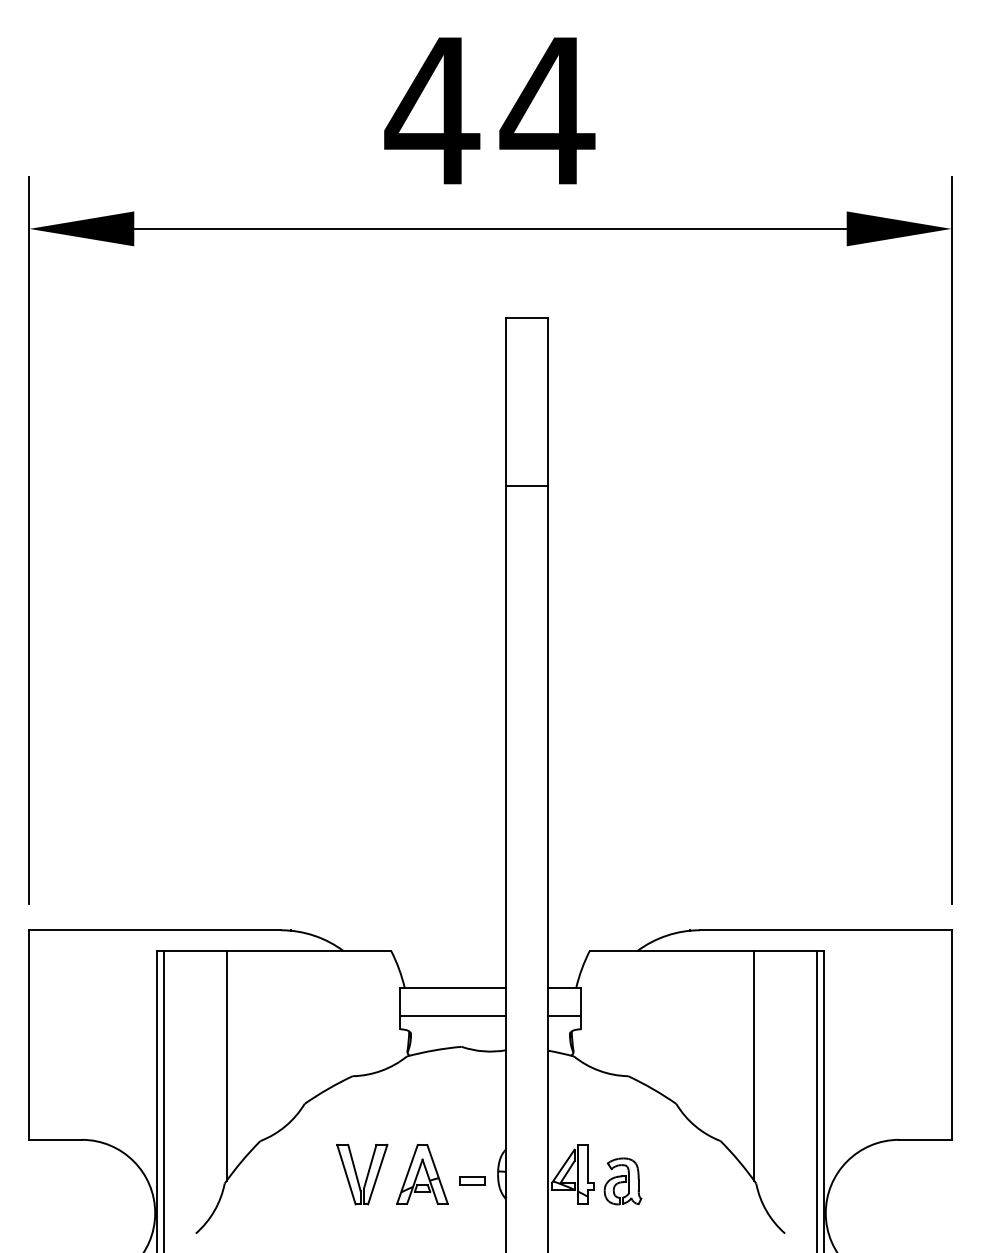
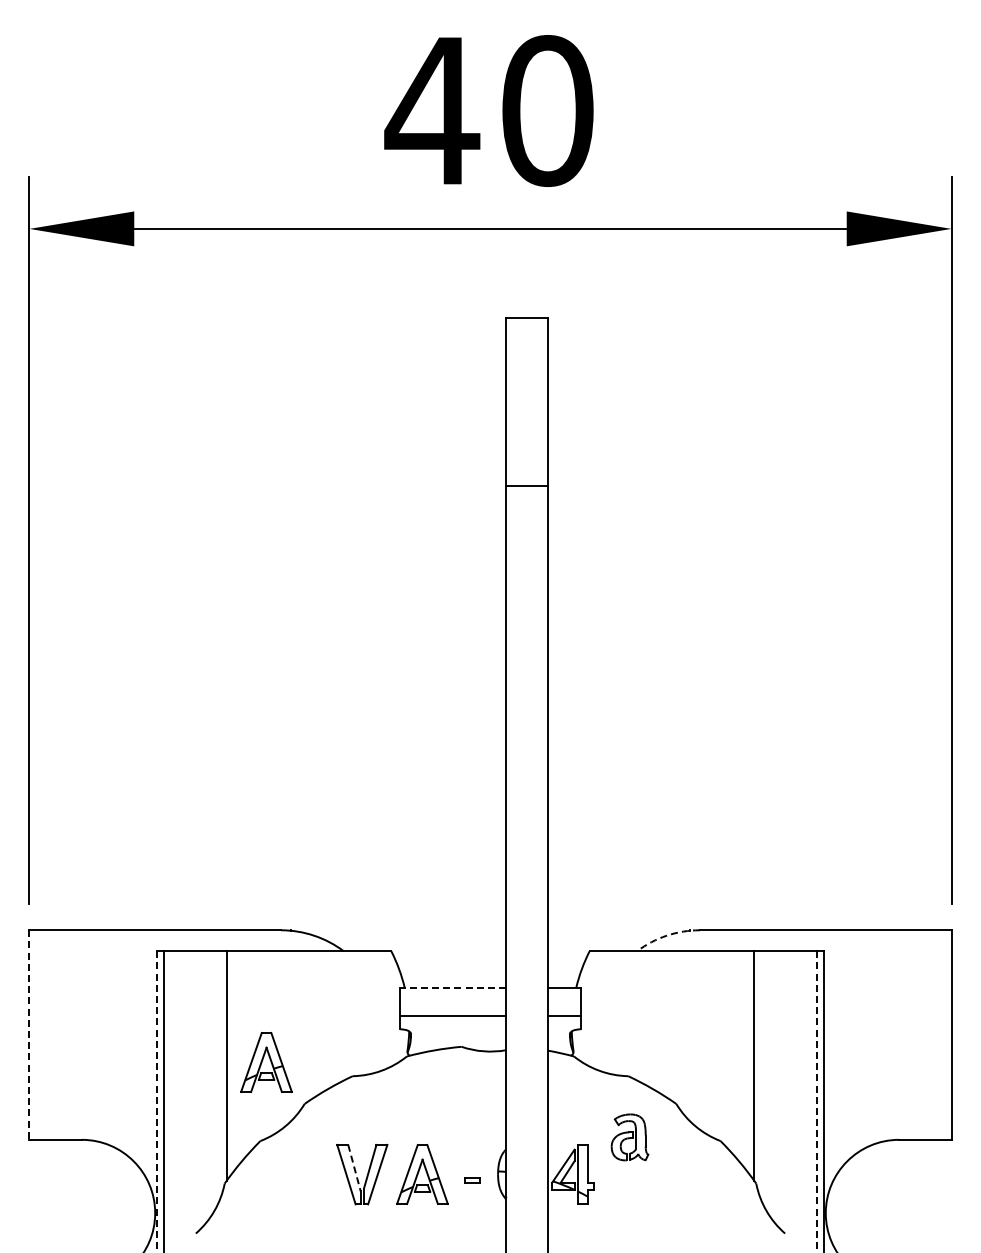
text: 44 -> 40 (547, 111)
arc: solid -> dashed (666, 935)
line: solid -> dashed (453, 987)
line: solid -> dashed (29, 1035)
part: none -> present (266, 1062)
line: solid -> dashed (157, 1102)
line: solid -> dashed (816, 1102)
line: solid -> dashed (354, 1168)
part size: 27x10 px -> 17x7 px (472, 1180)
part position: (622, 1181) -> (629, 1137) (629, 1137)
